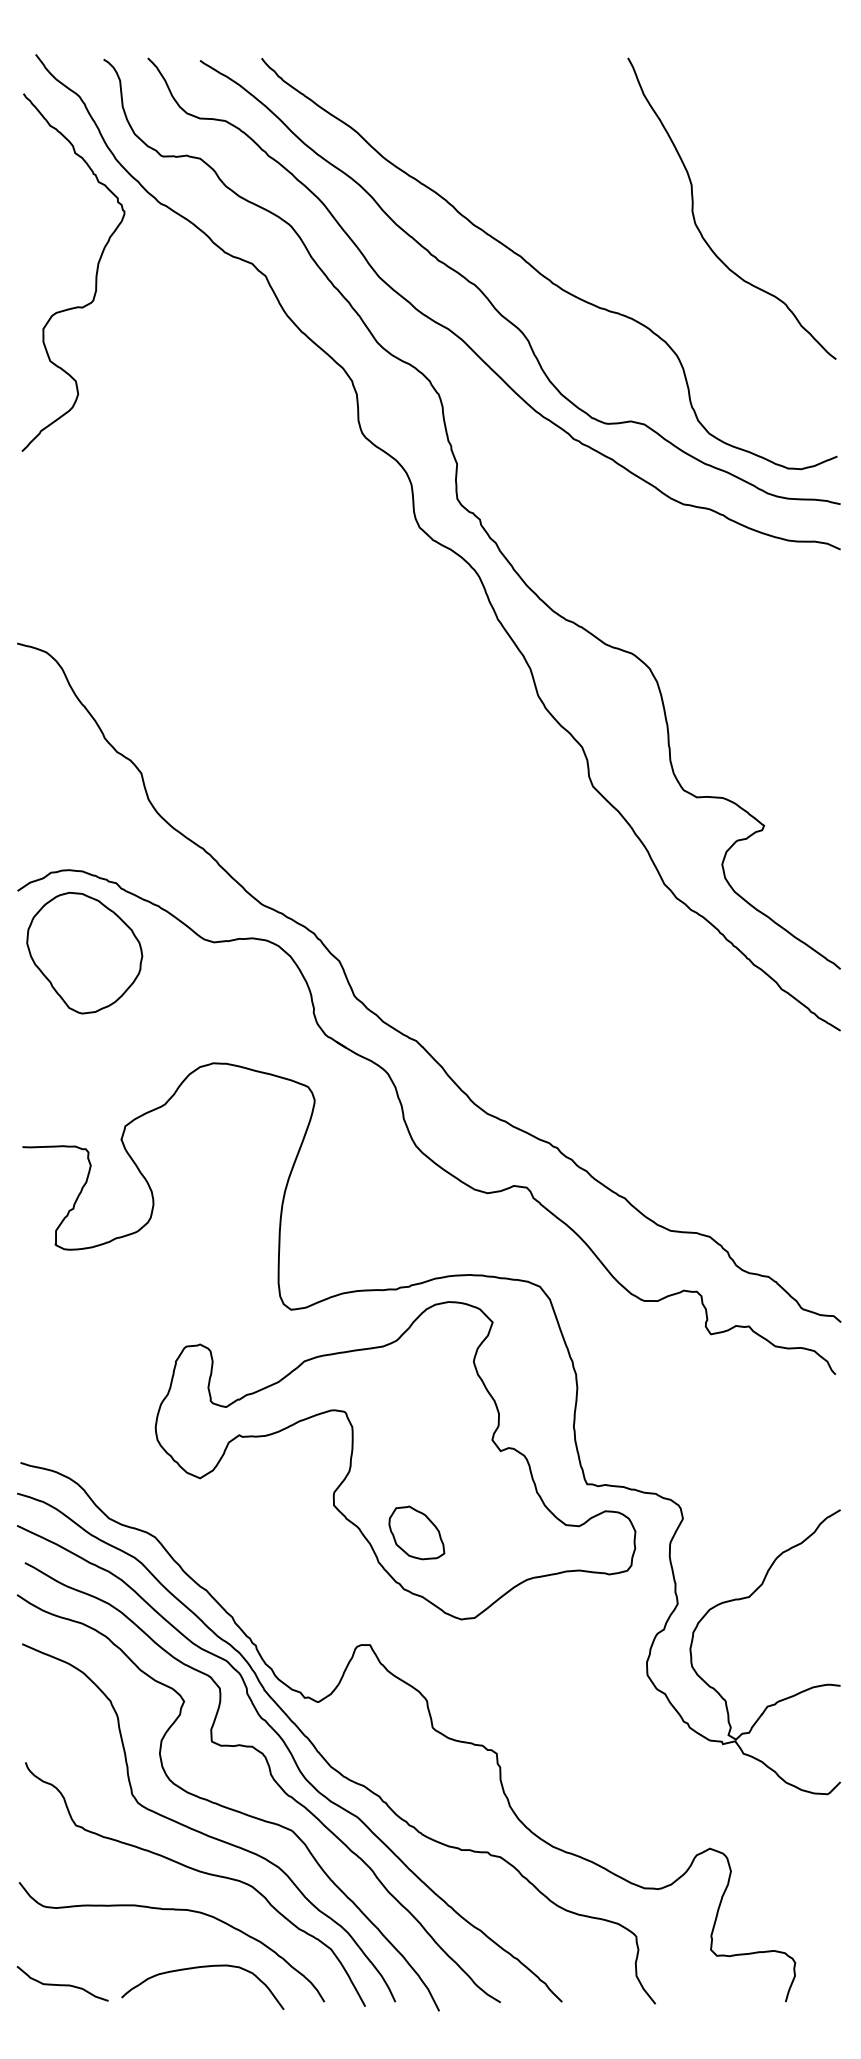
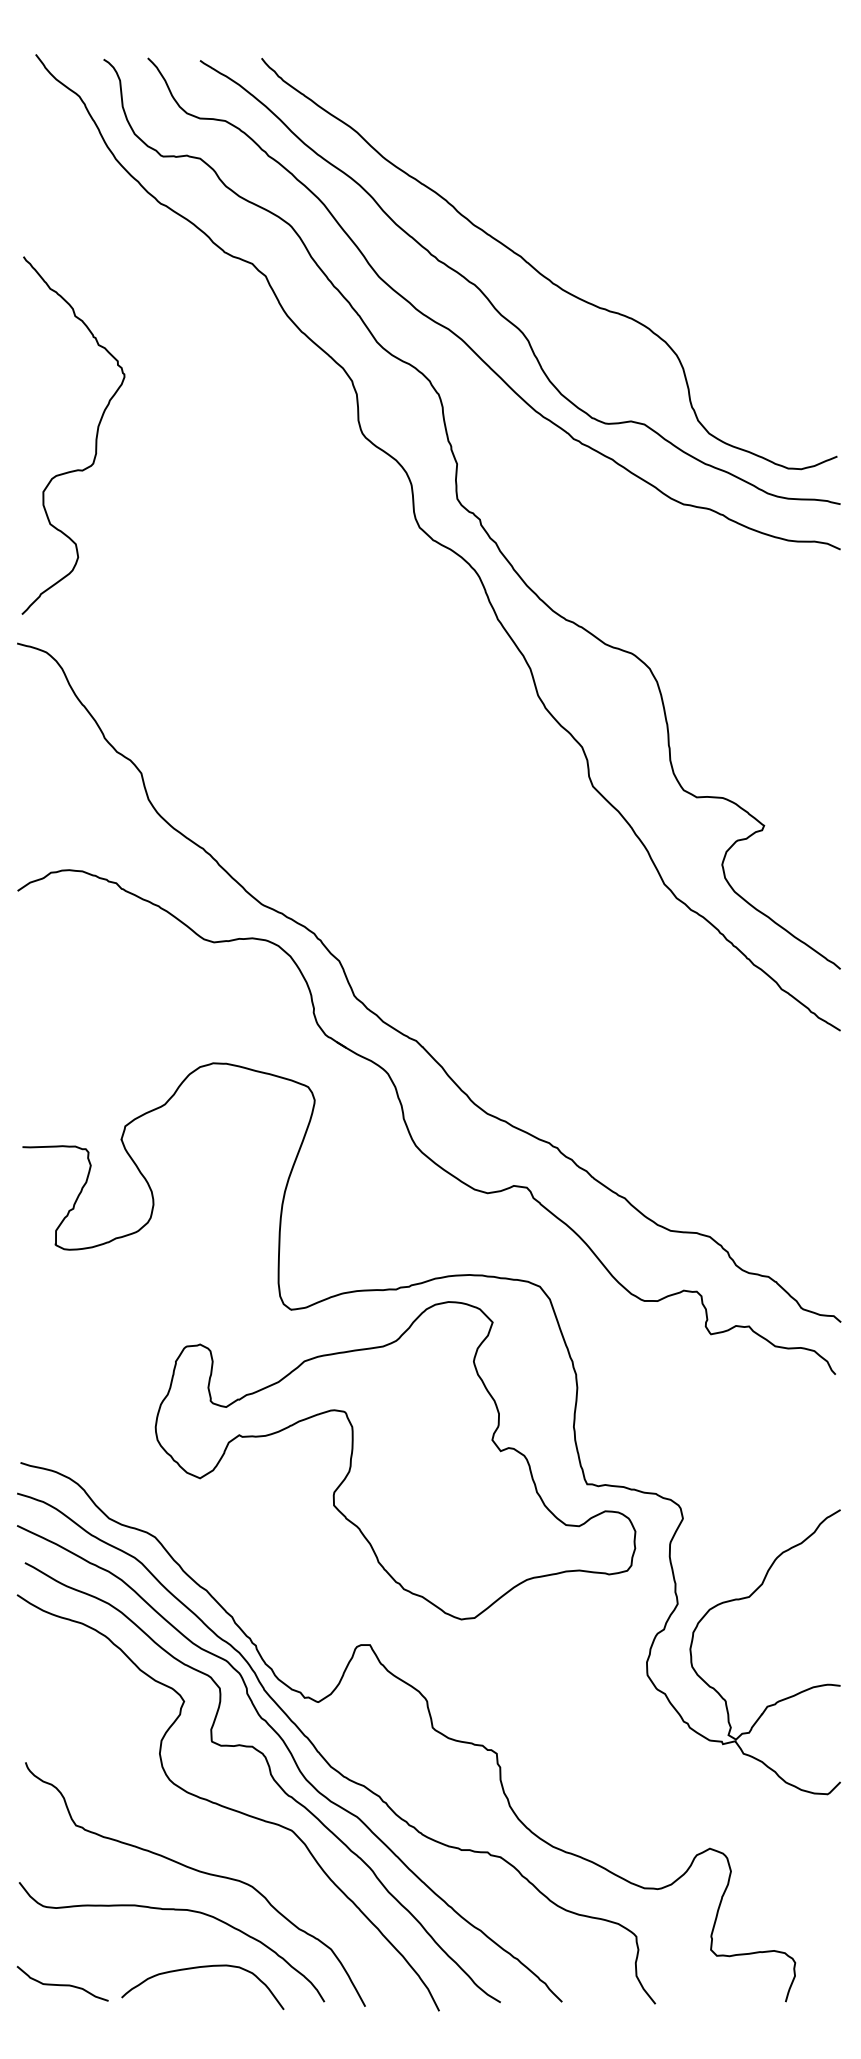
curve: present -> none (694, 214)
curve position: (95, 274) -> (95, 437) (95, 437)
part: present -> none (84, 952)
part: present -> none (416, 1532)
curve: present -> none (203, 1832)
